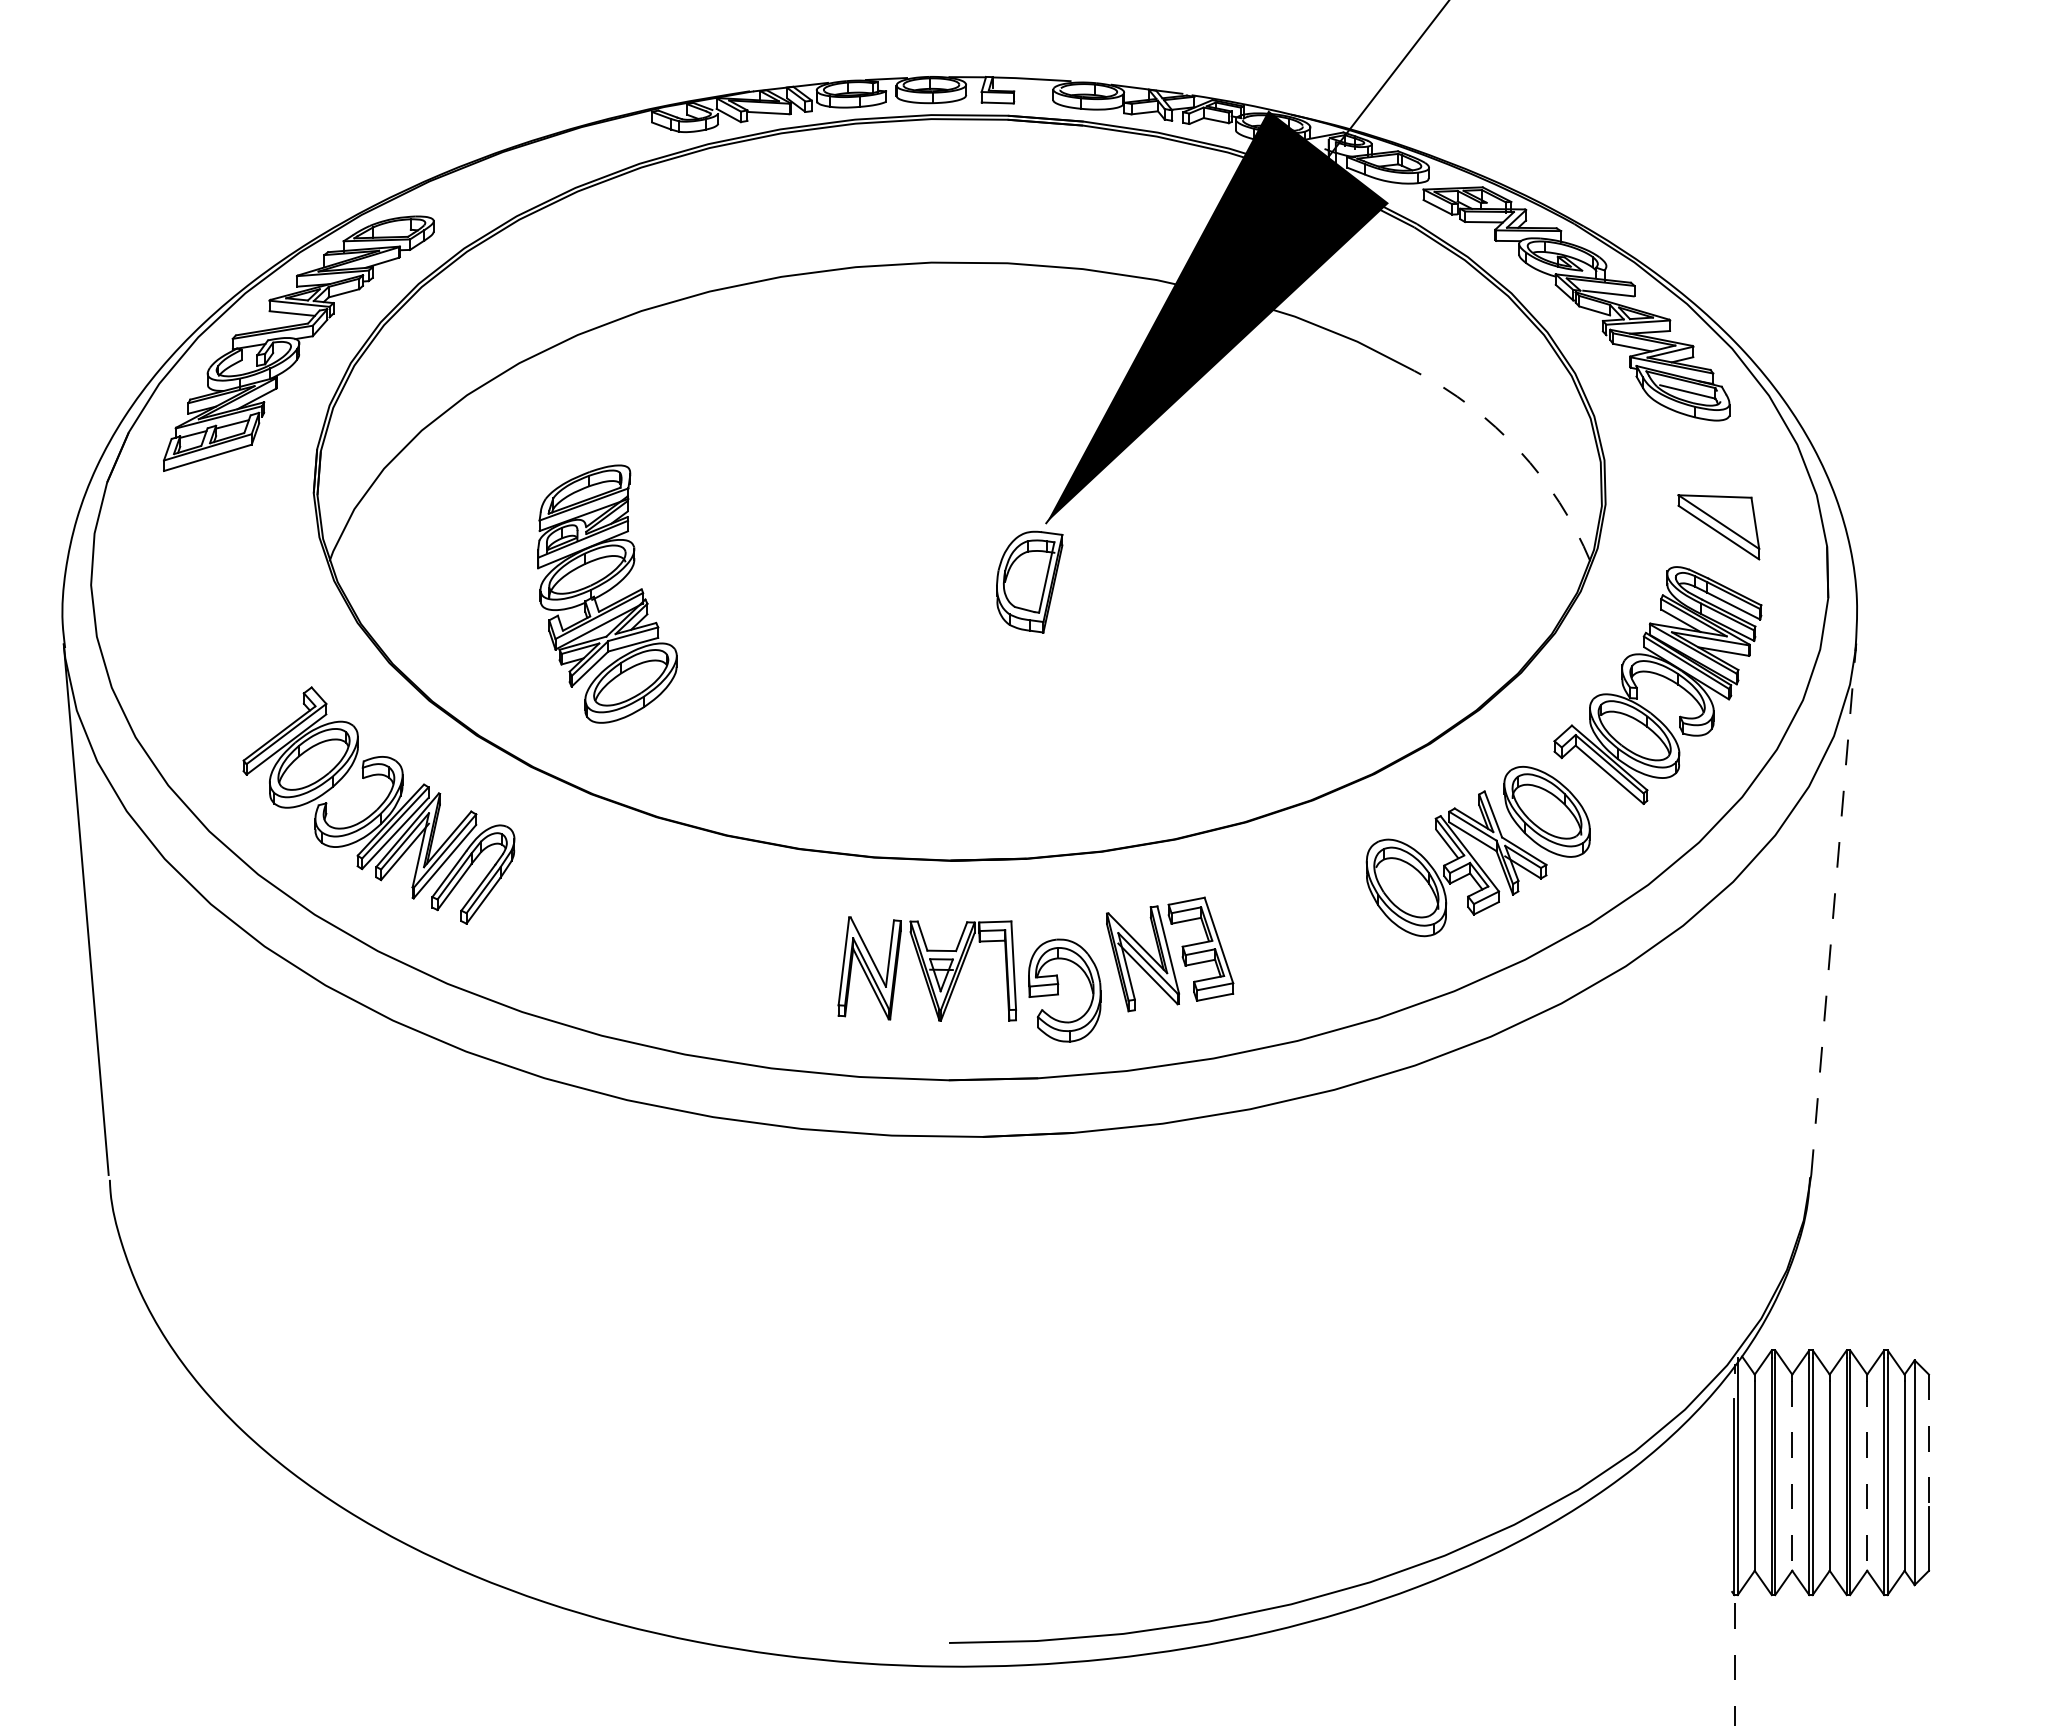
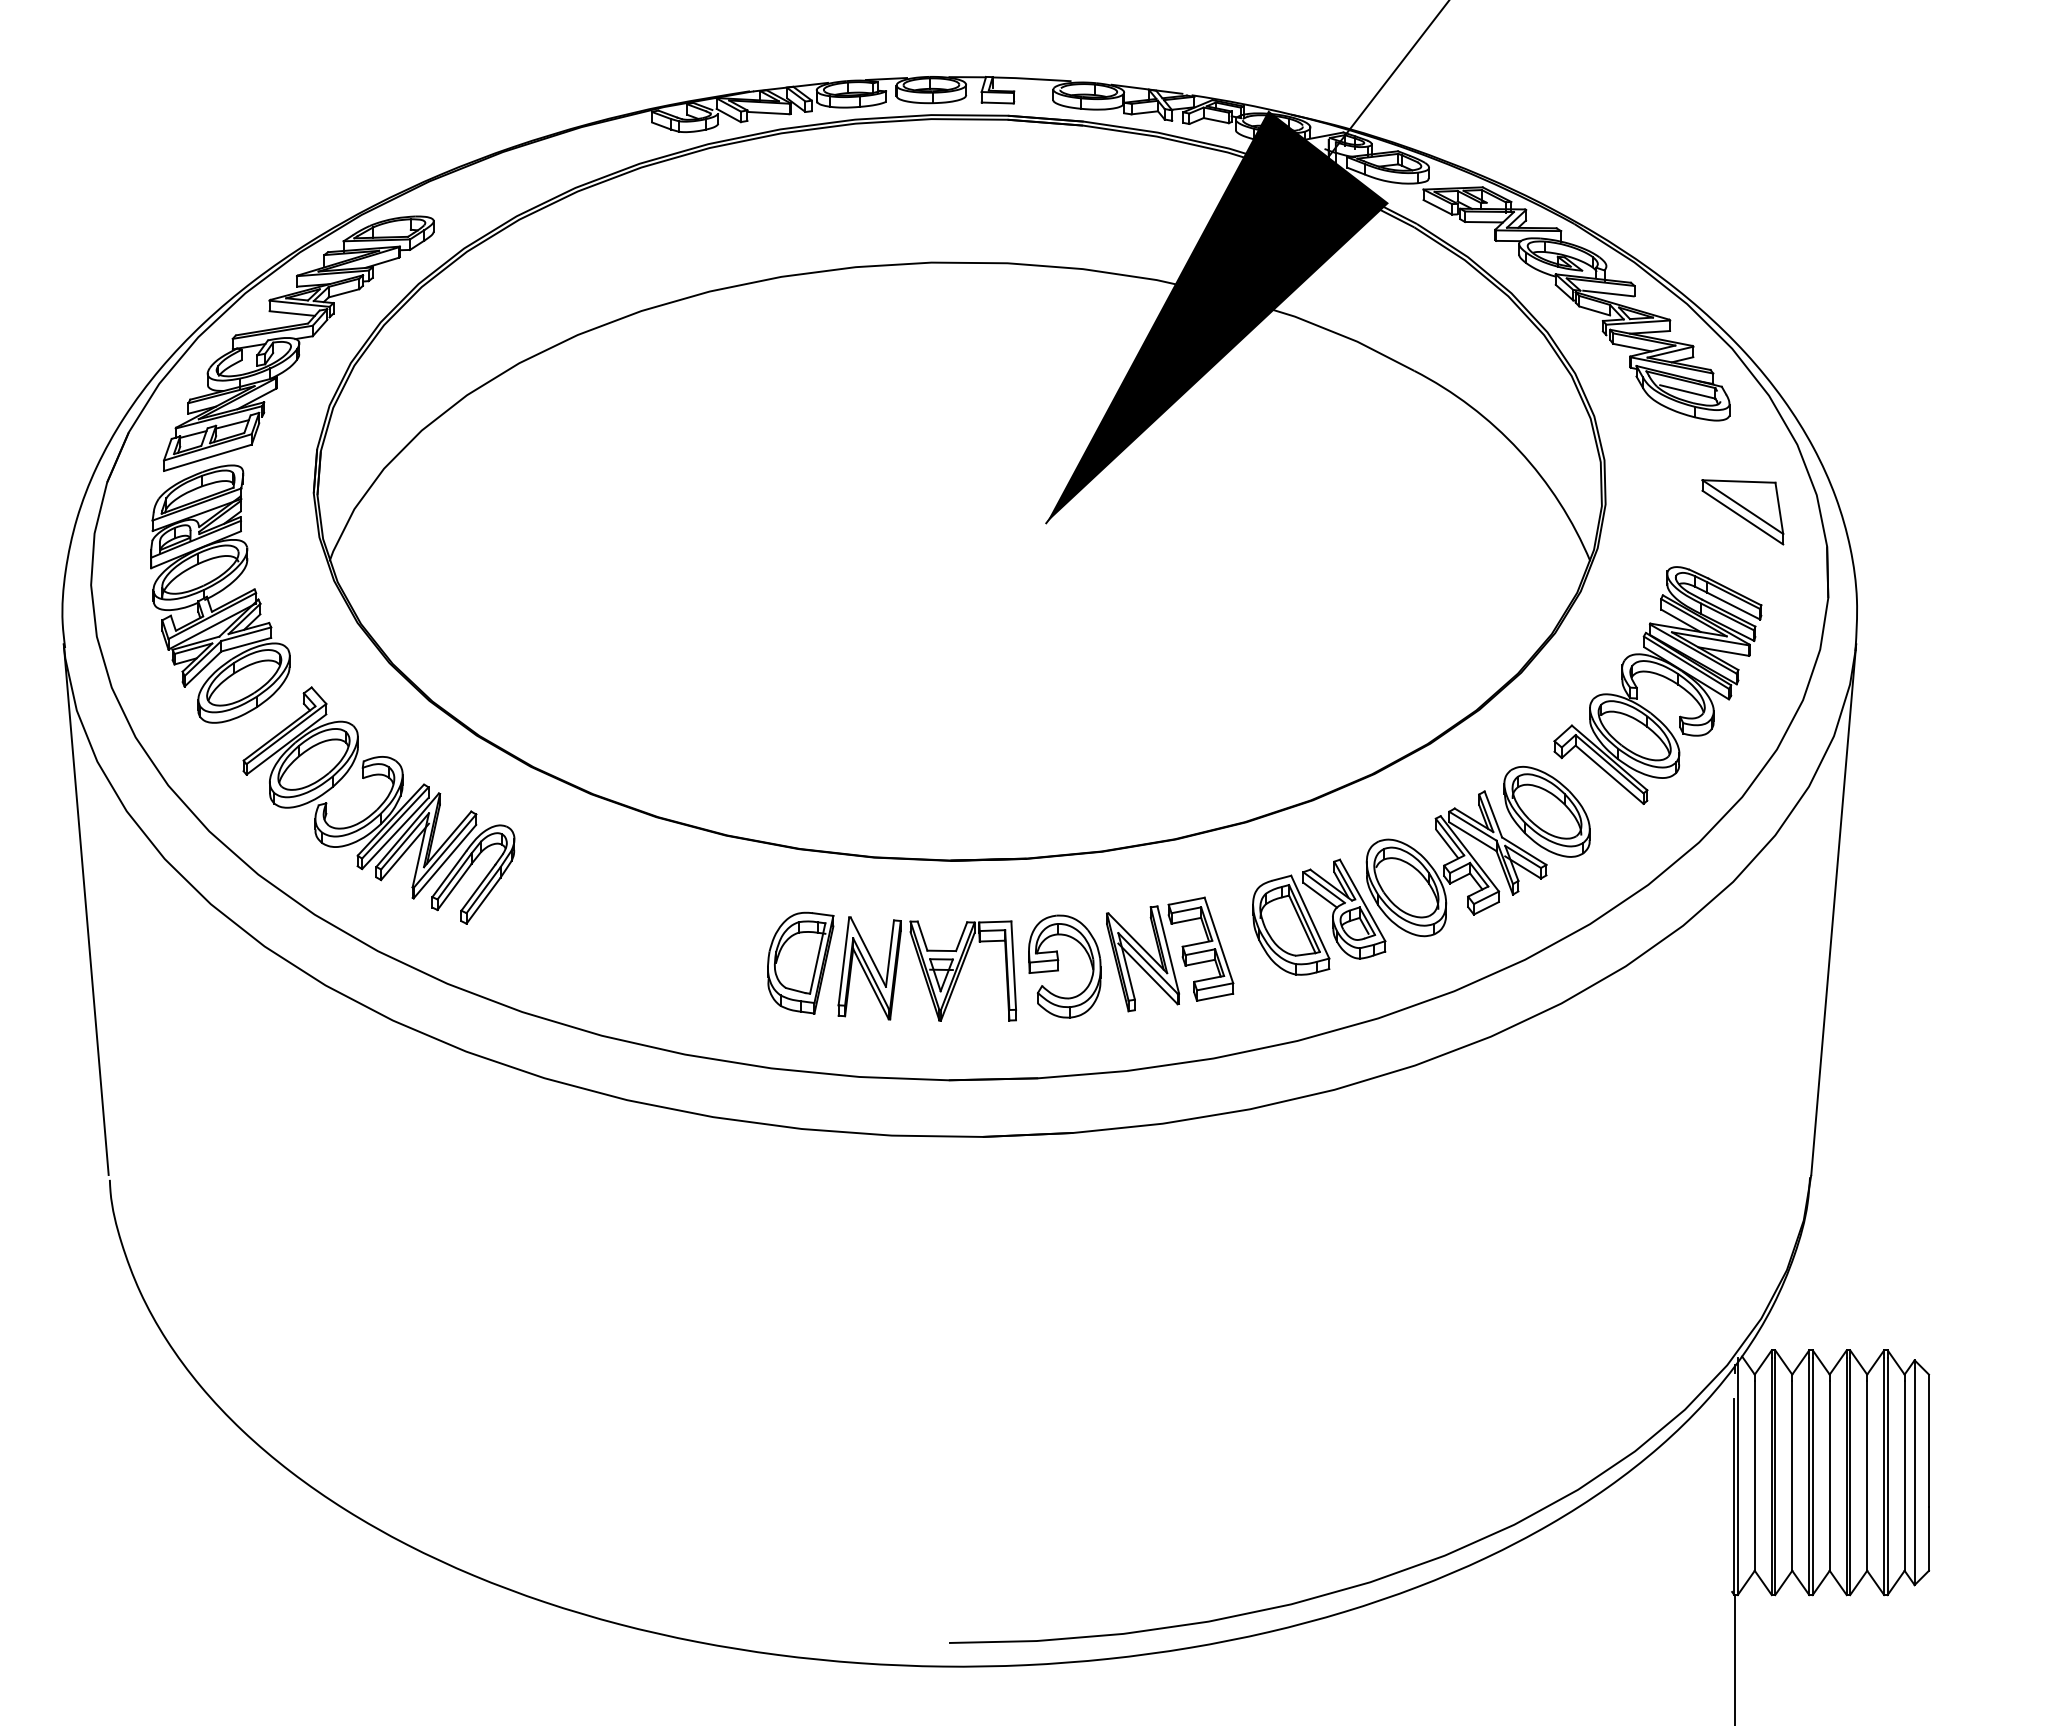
arc: dashed -> solid (1519, 450)
part position: (1718, 527) -> (1742, 512) (1742, 512)
part position: (1029, 581) -> (800, 962) (800, 962)
part position: (607, 593) -> (220, 593) (220, 593)
line: dashed -> solid (1833, 909)
part: none -> present (1312, 919)
part position: (1064, 990) -> (1064, 966) (1064, 966)
line: dashed -> solid (1928, 1441)
line: dashed -> solid (1792, 1475)
line: dashed -> solid (1867, 1475)
line: dashed -> solid (1735, 1660)
